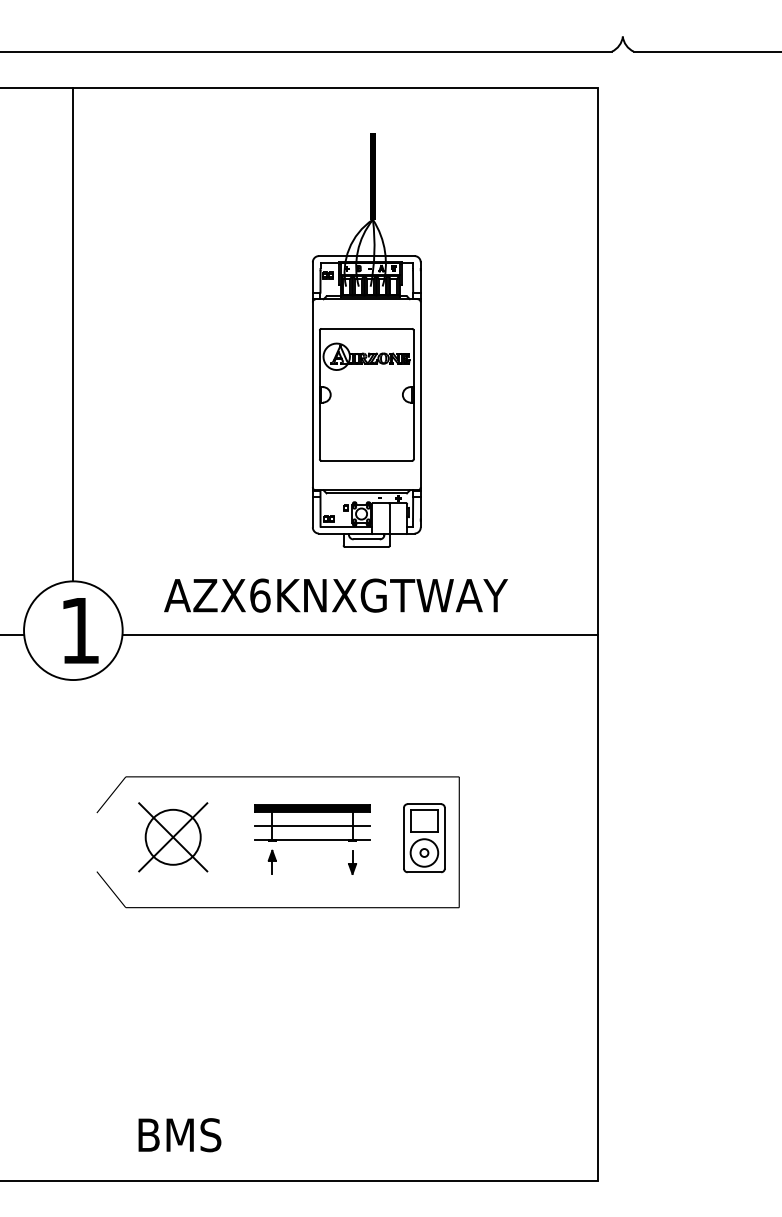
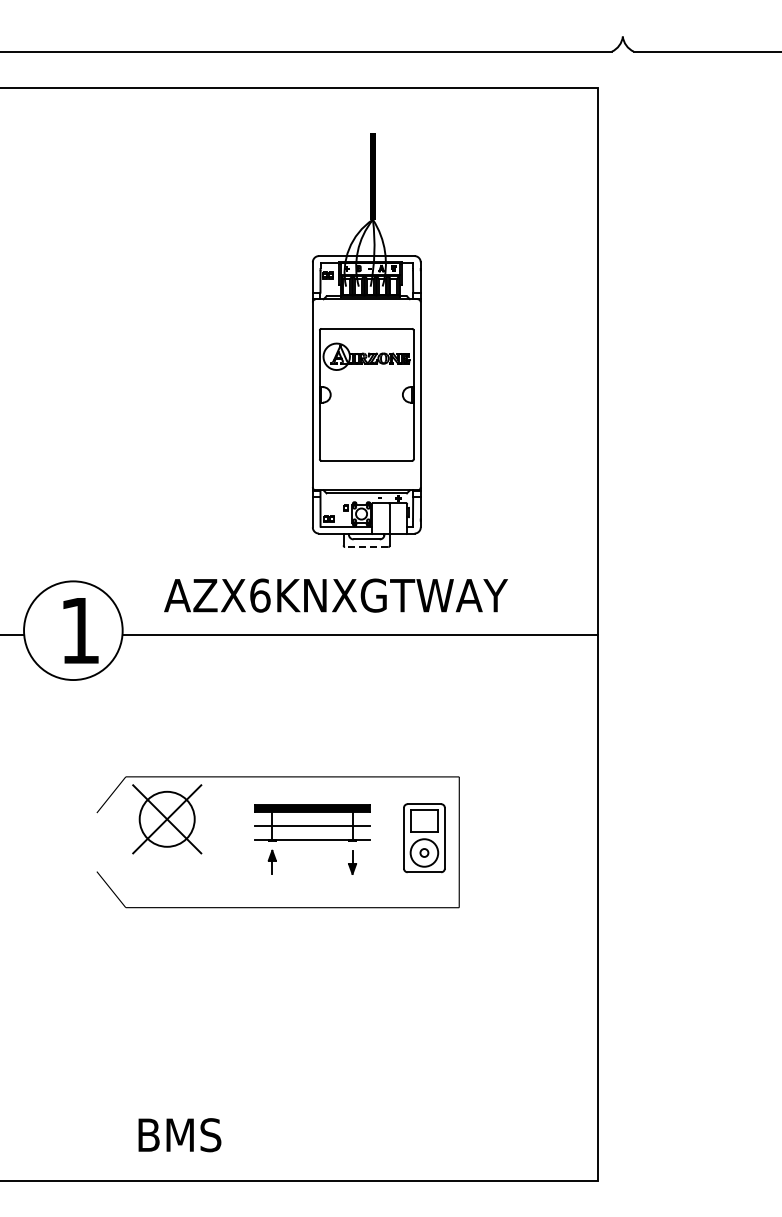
line: present -> none (73, 334)
line: solid -> dashed (366, 547)
part position: (173, 837) -> (167, 819) (167, 819)
